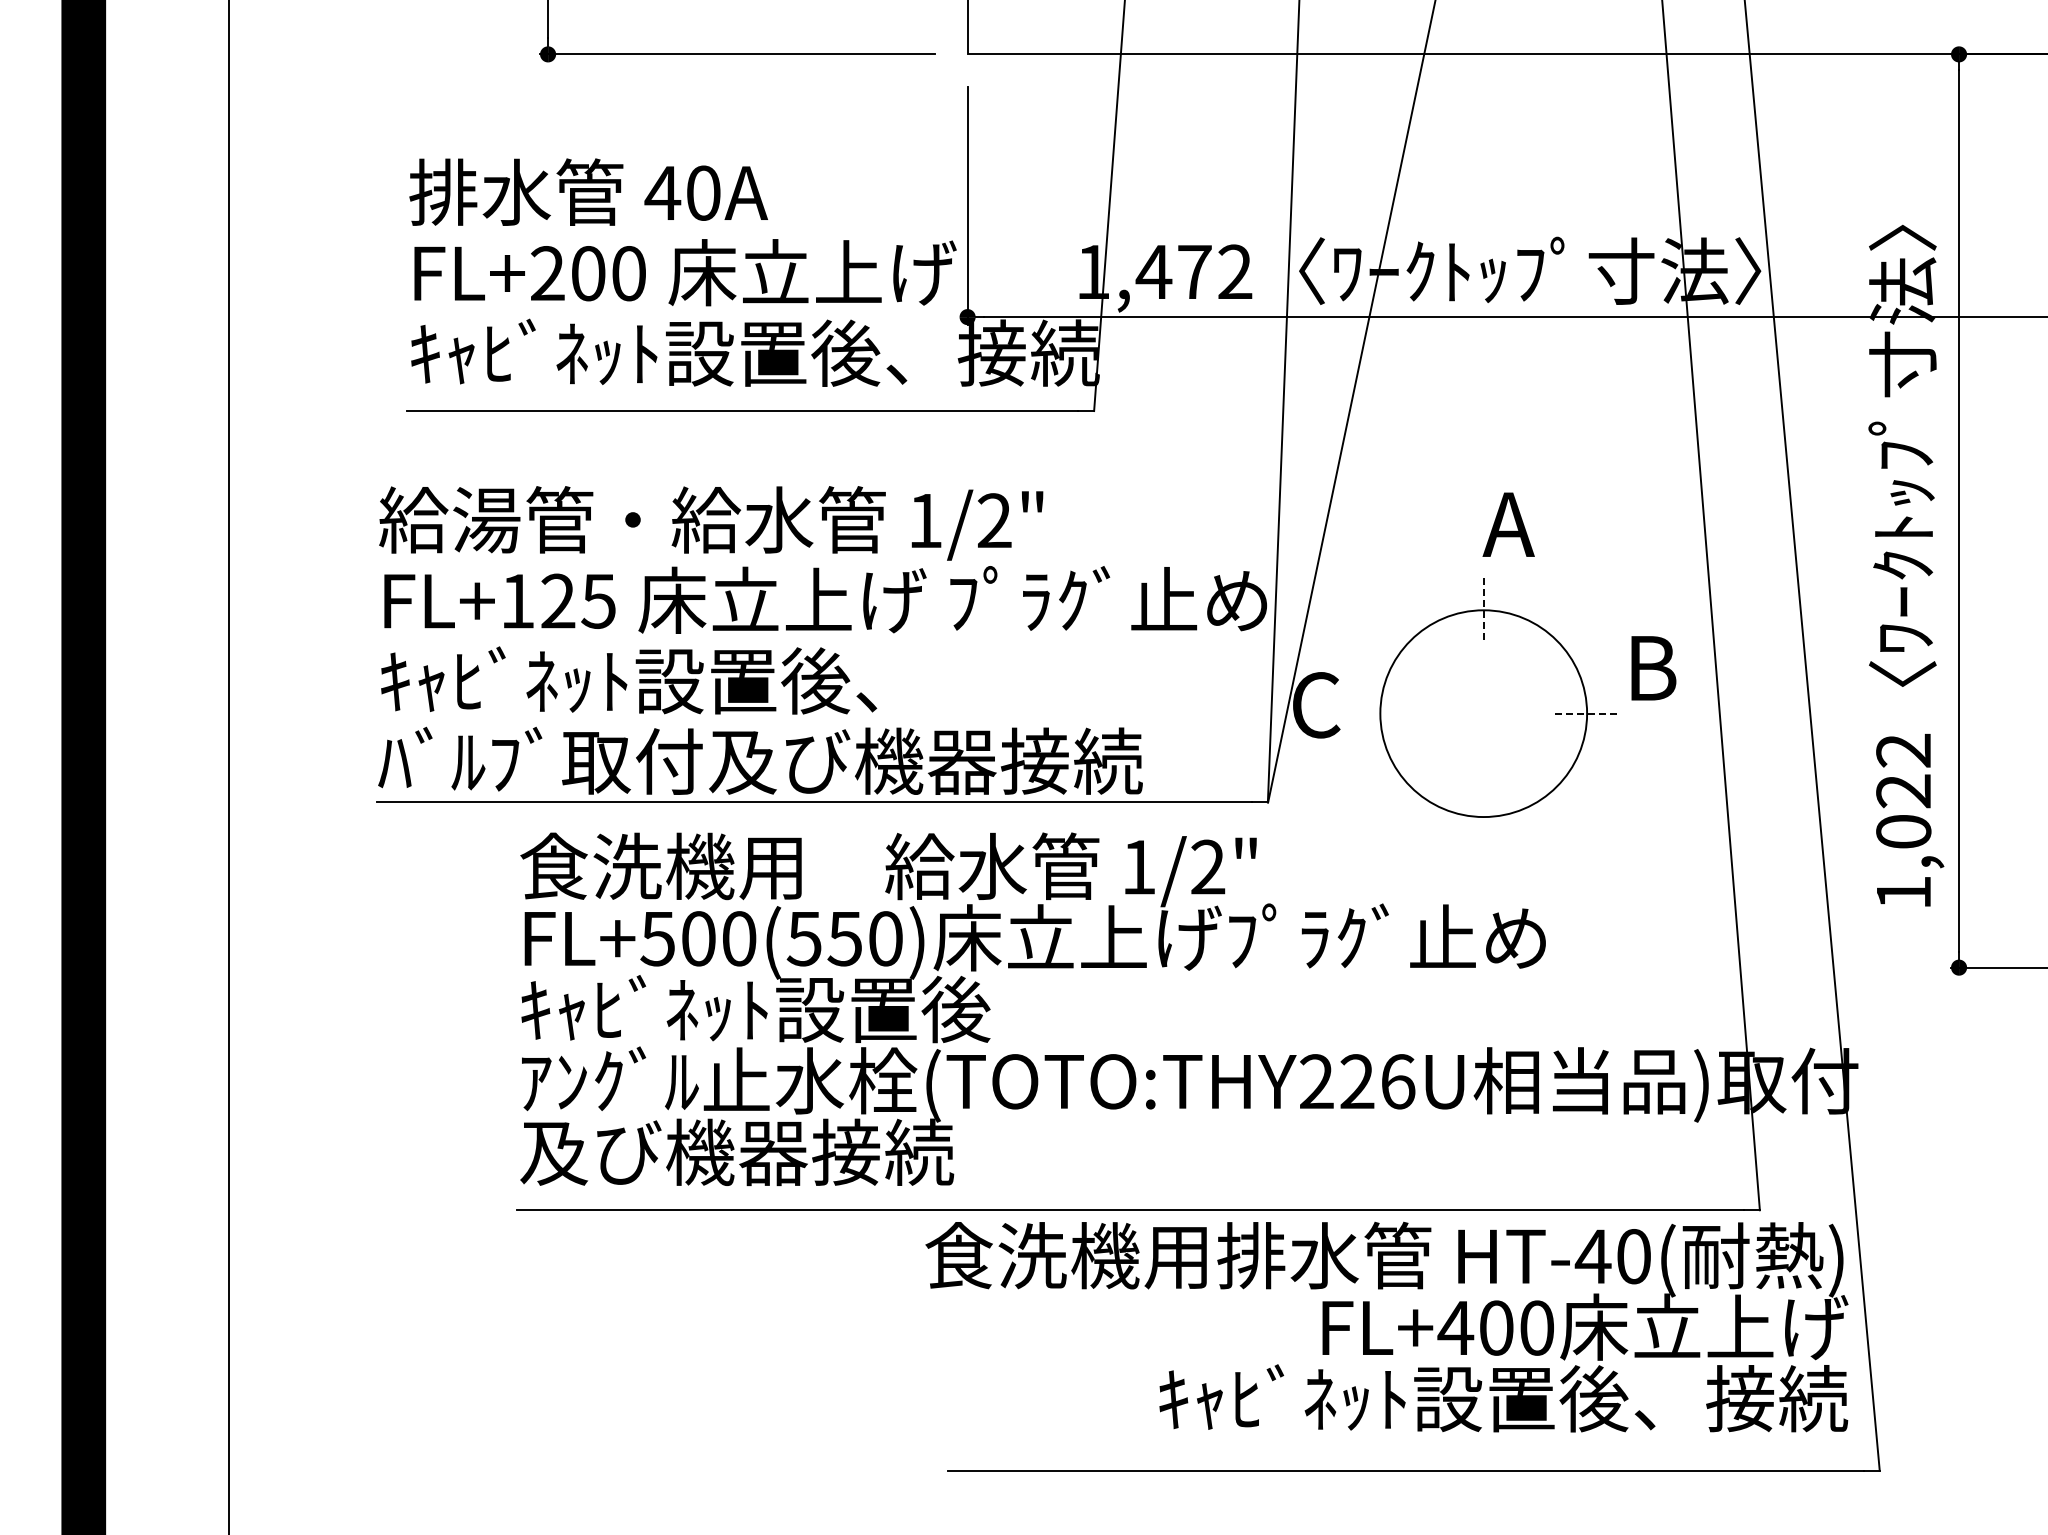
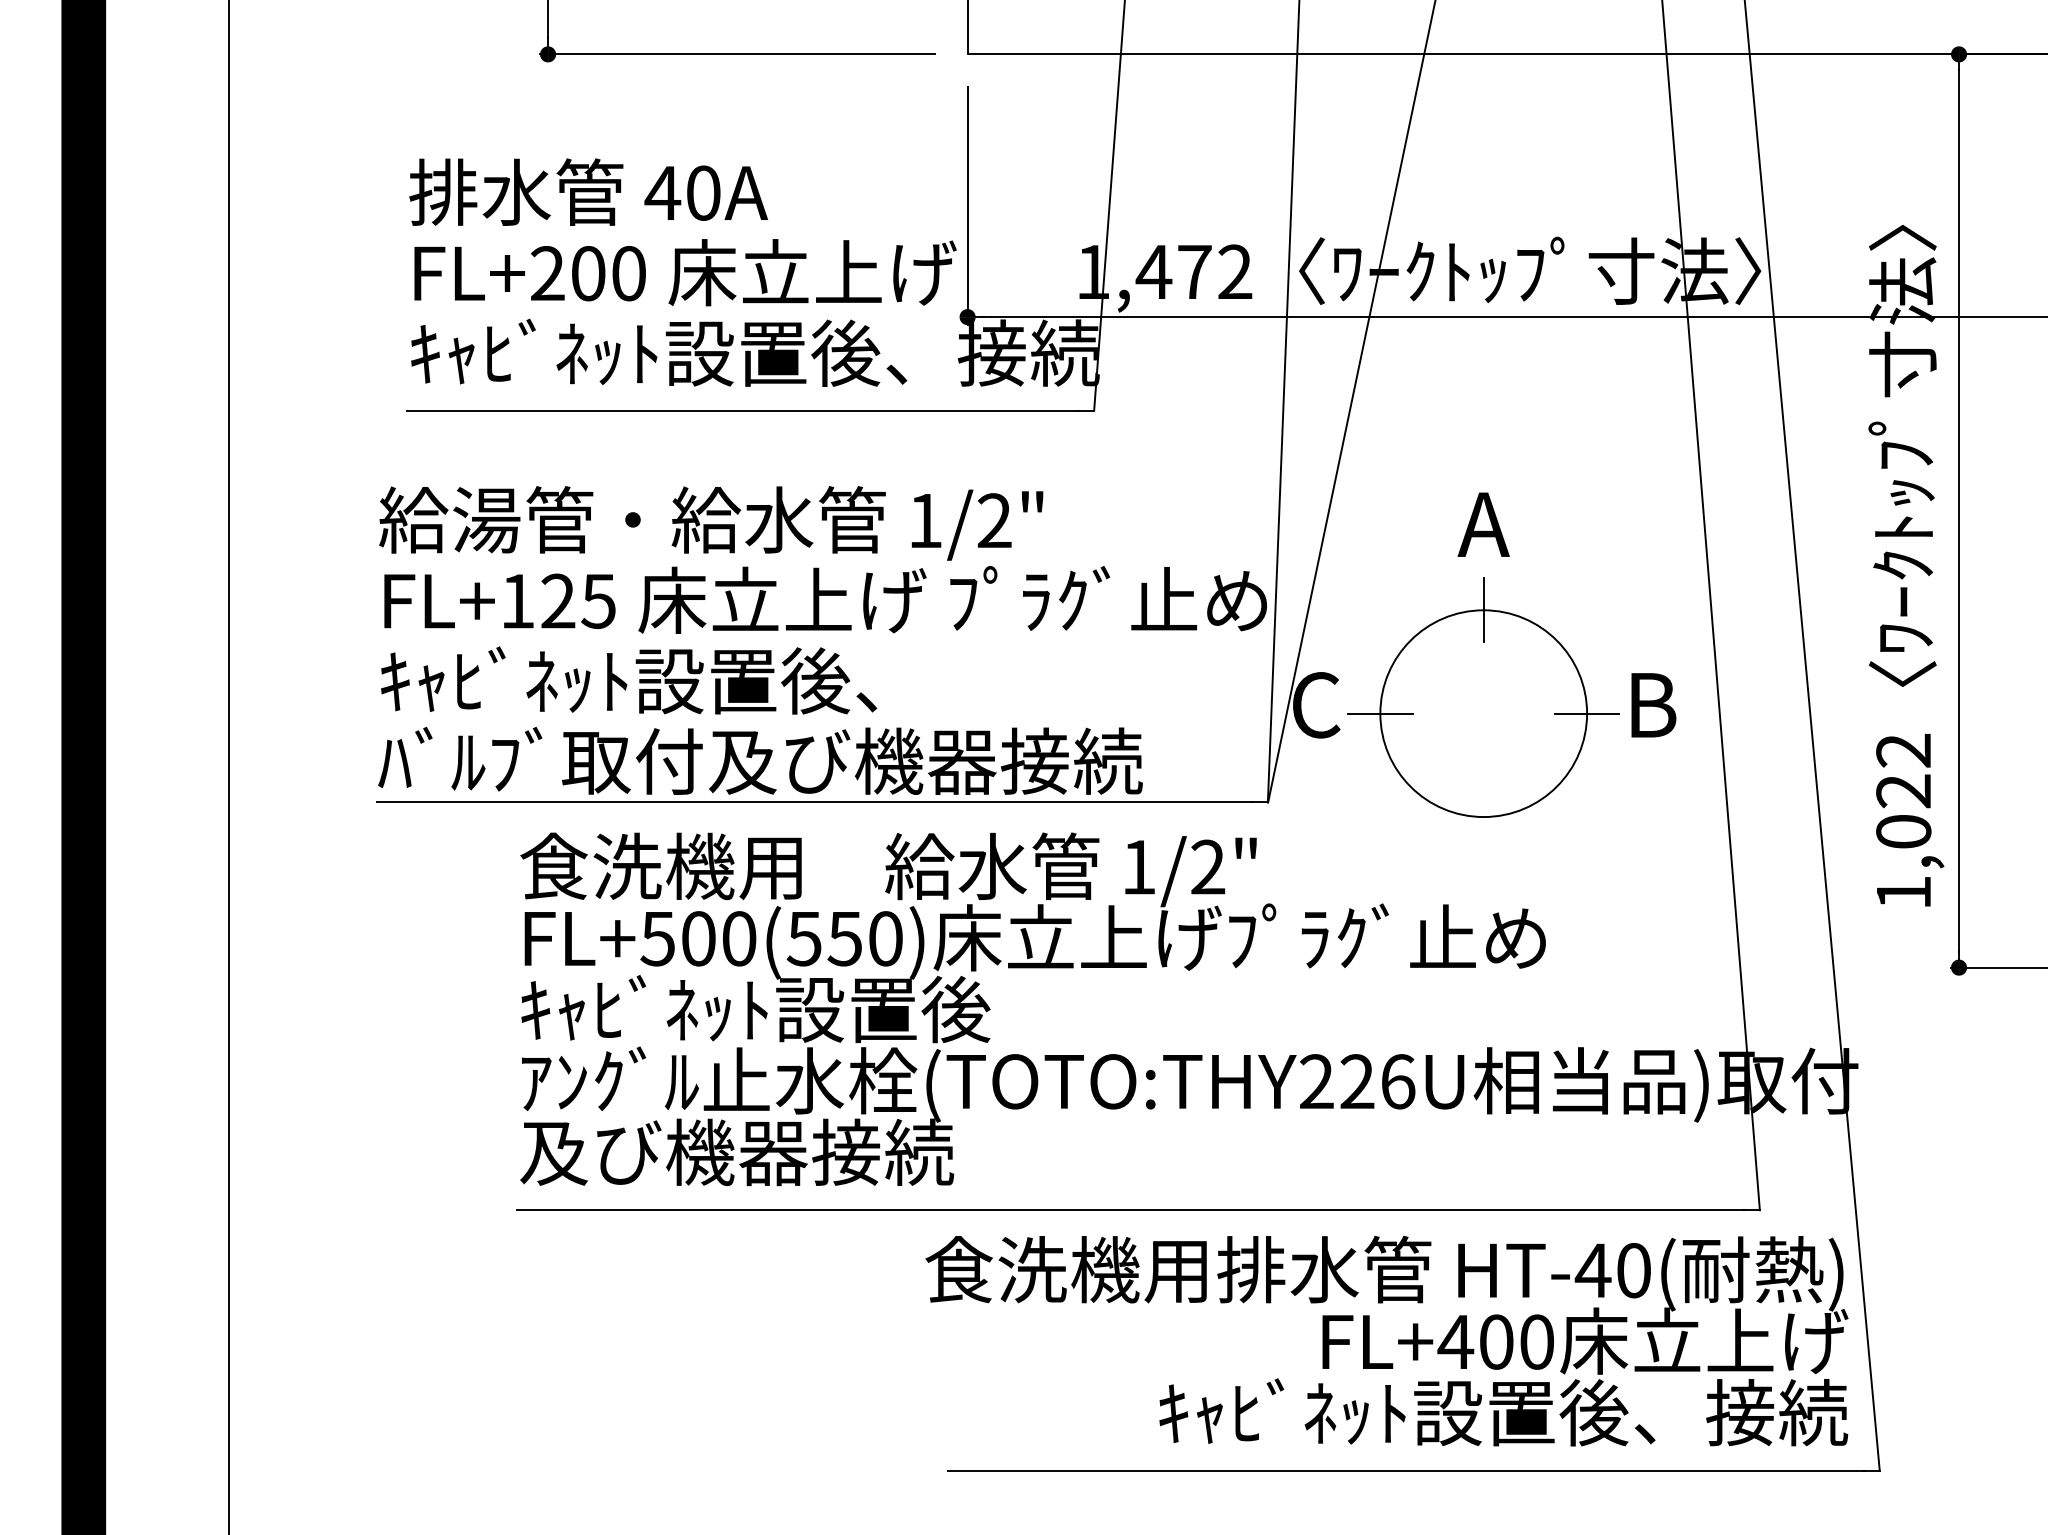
text position: (1508, 524) -> (1483, 524) (1483, 524)
line: dashed -> solid (1483, 610)
text position: (1653, 668) -> (1653, 705) (1653, 705)
line: none -> present (1380, 713)
line: dashed -> solid (1587, 713)
text position: (1386, 1326) -> (1386, 1340) (1386, 1340)
